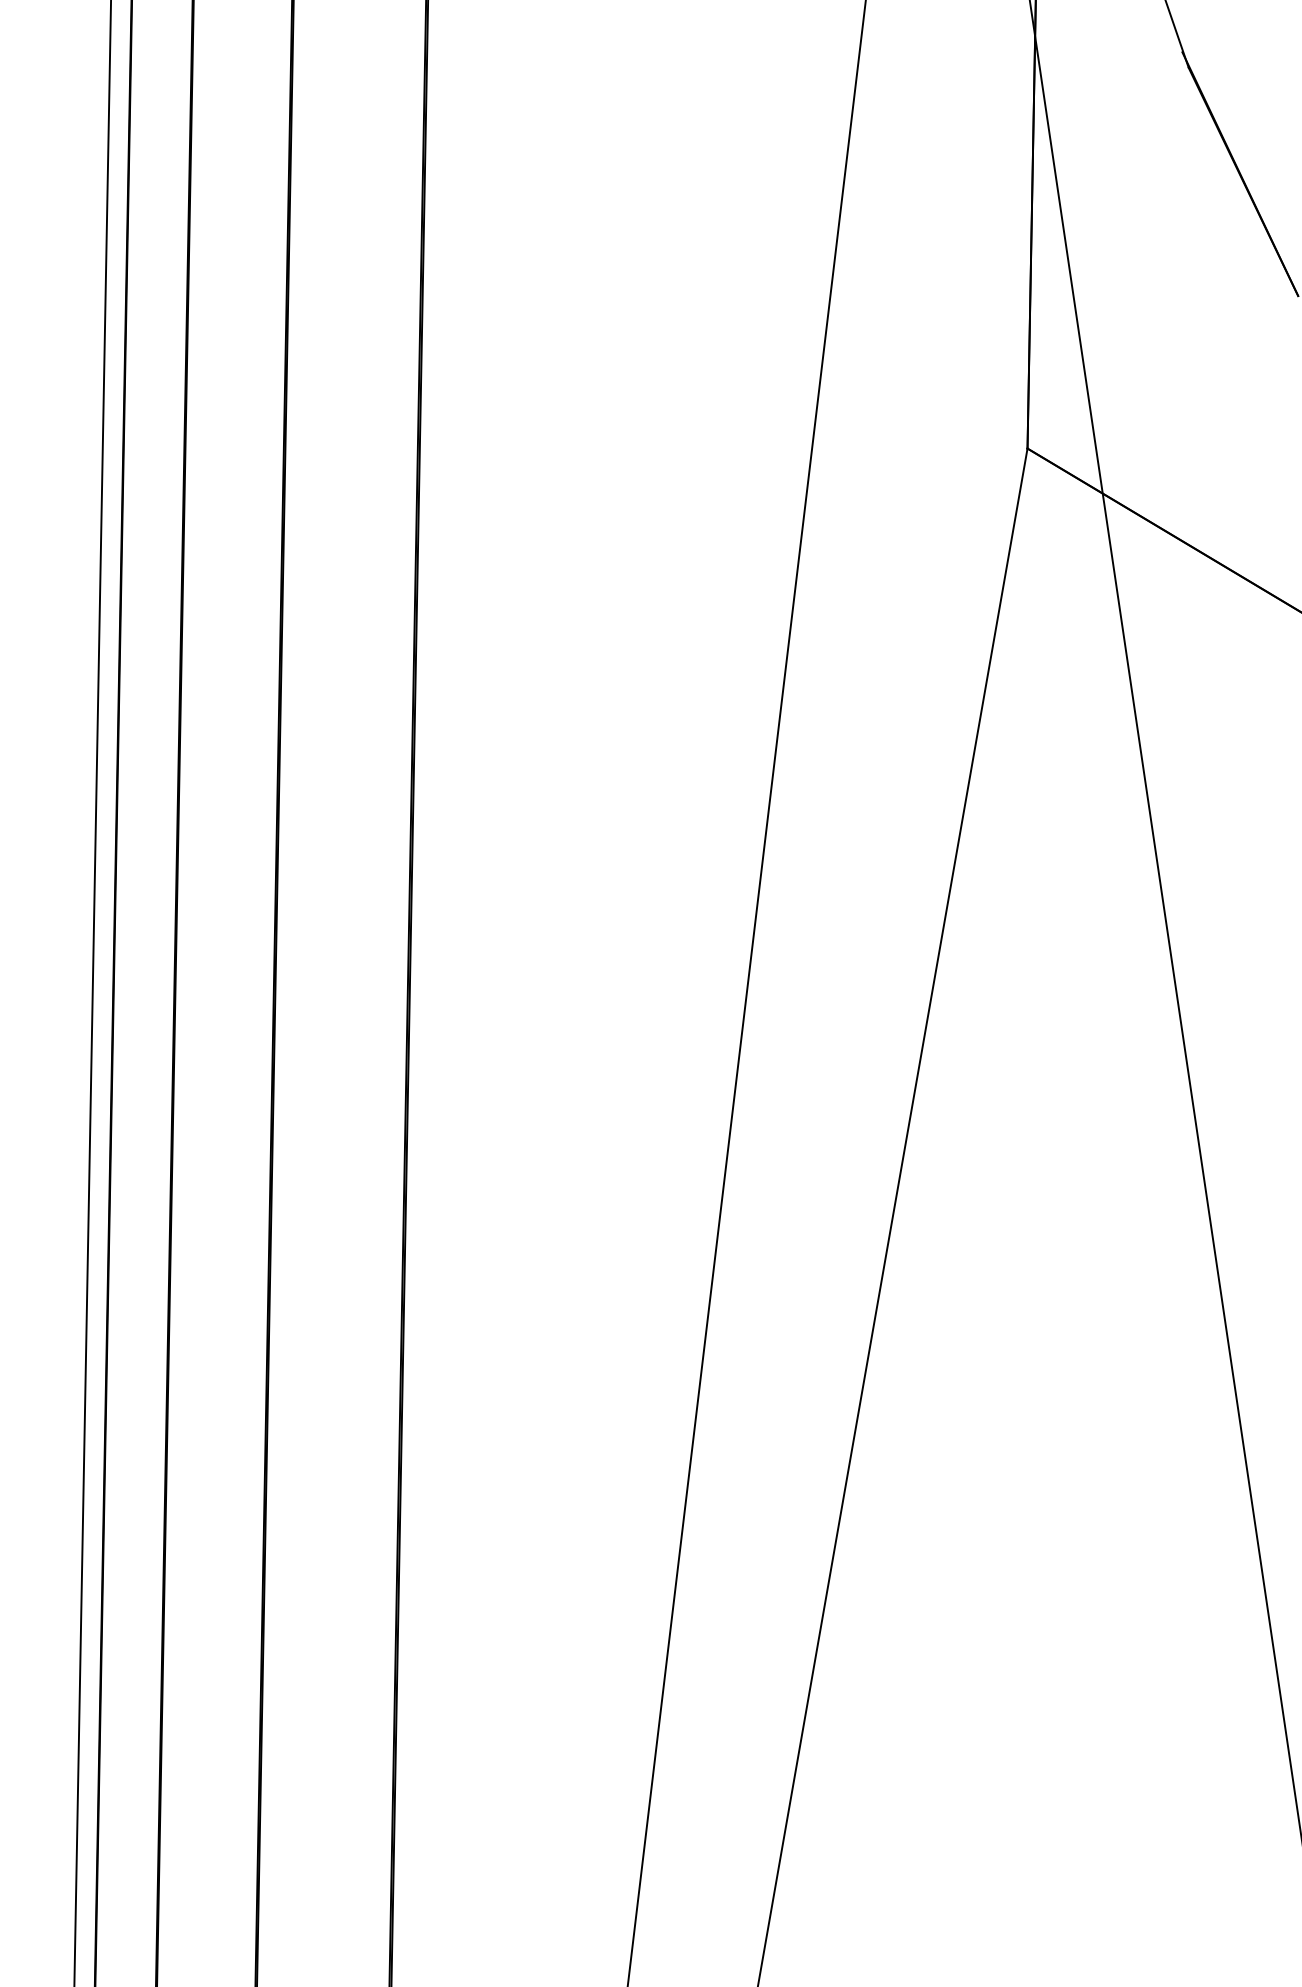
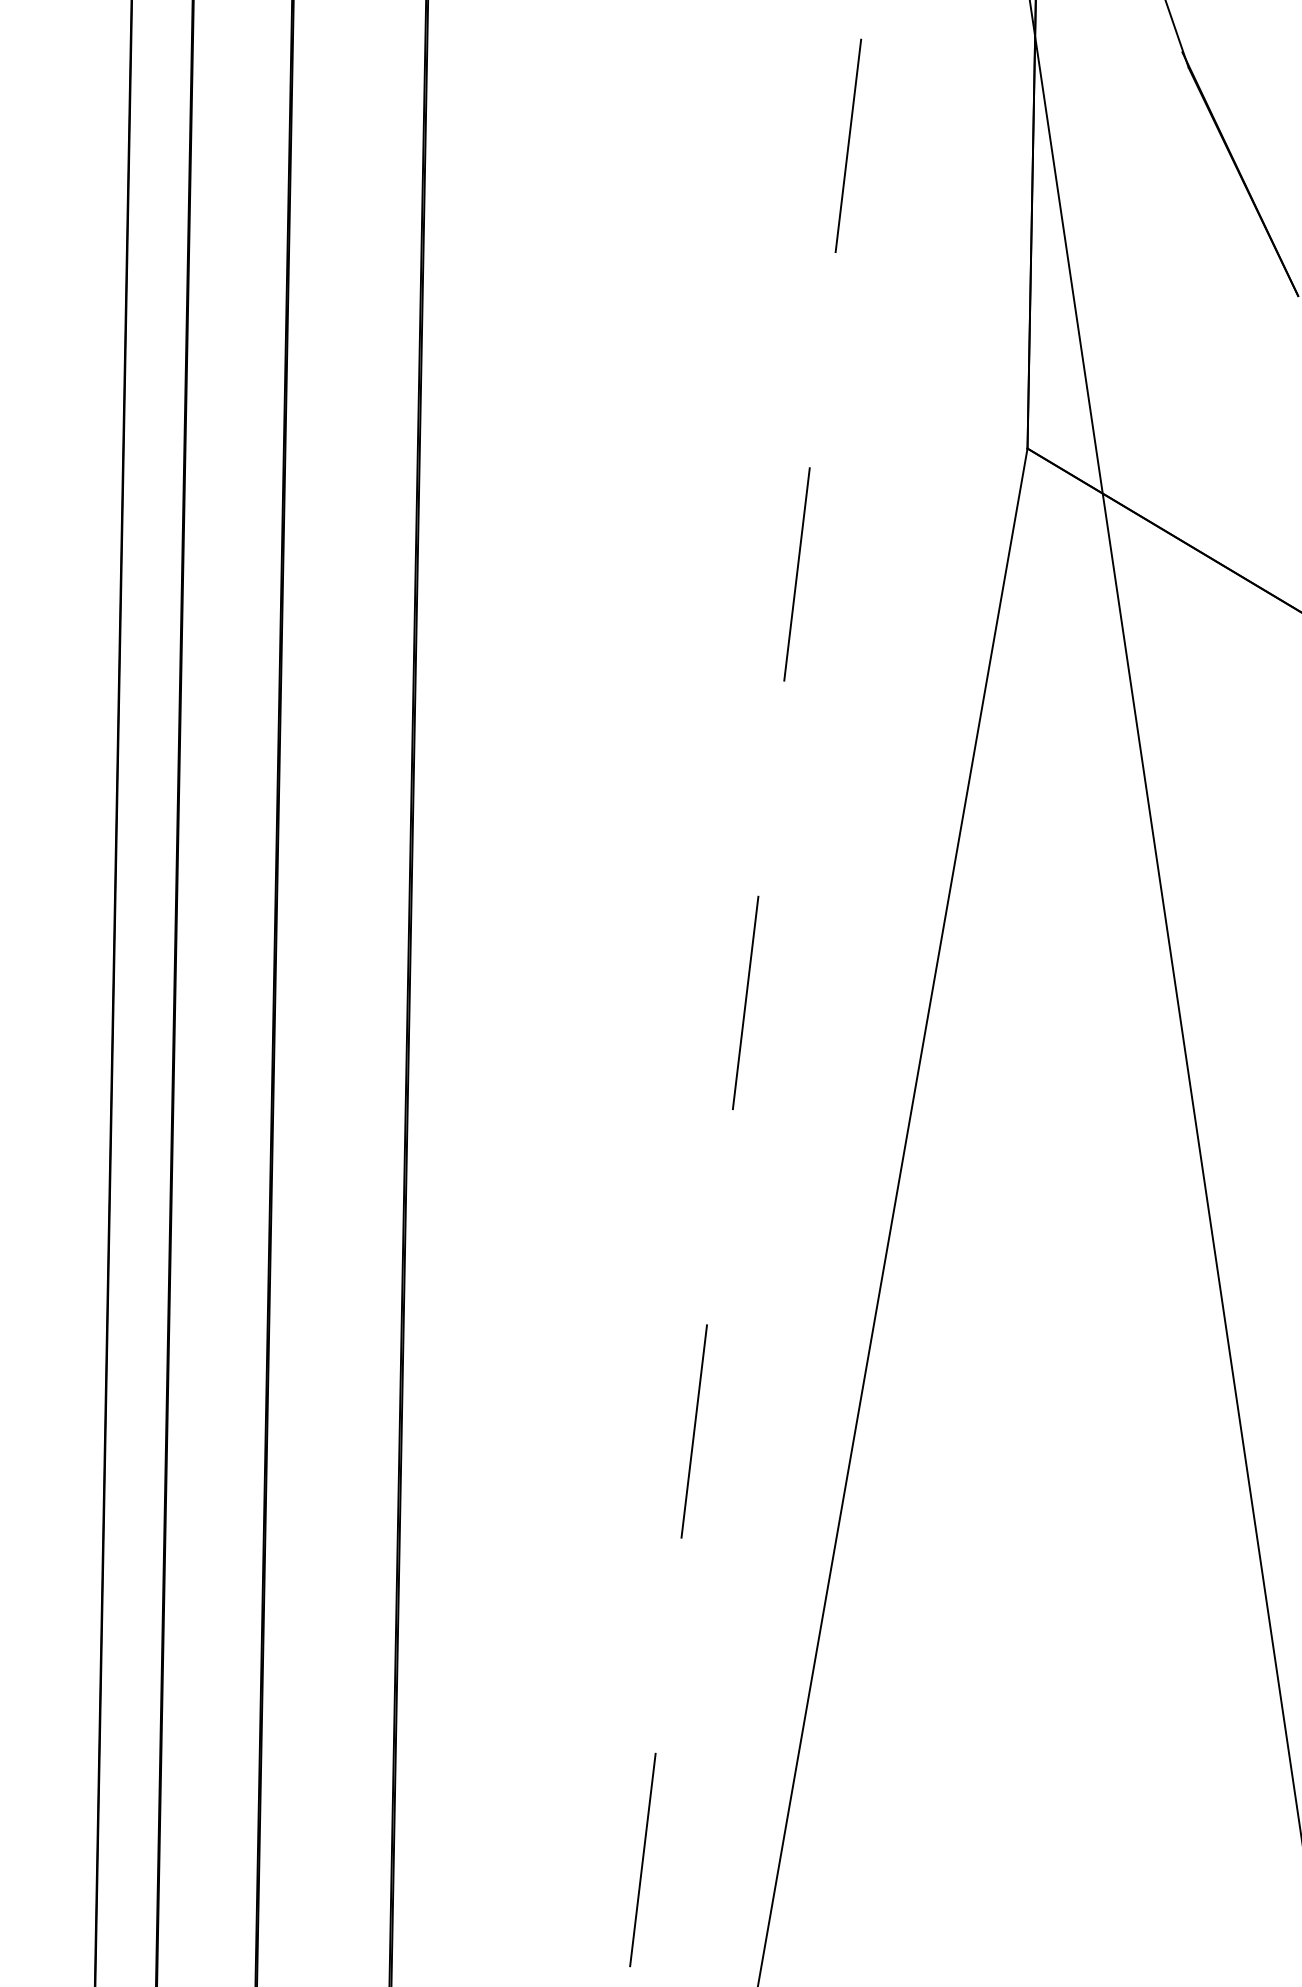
line: present -> none (92, 992)
line: solid -> dashed (746, 994)
